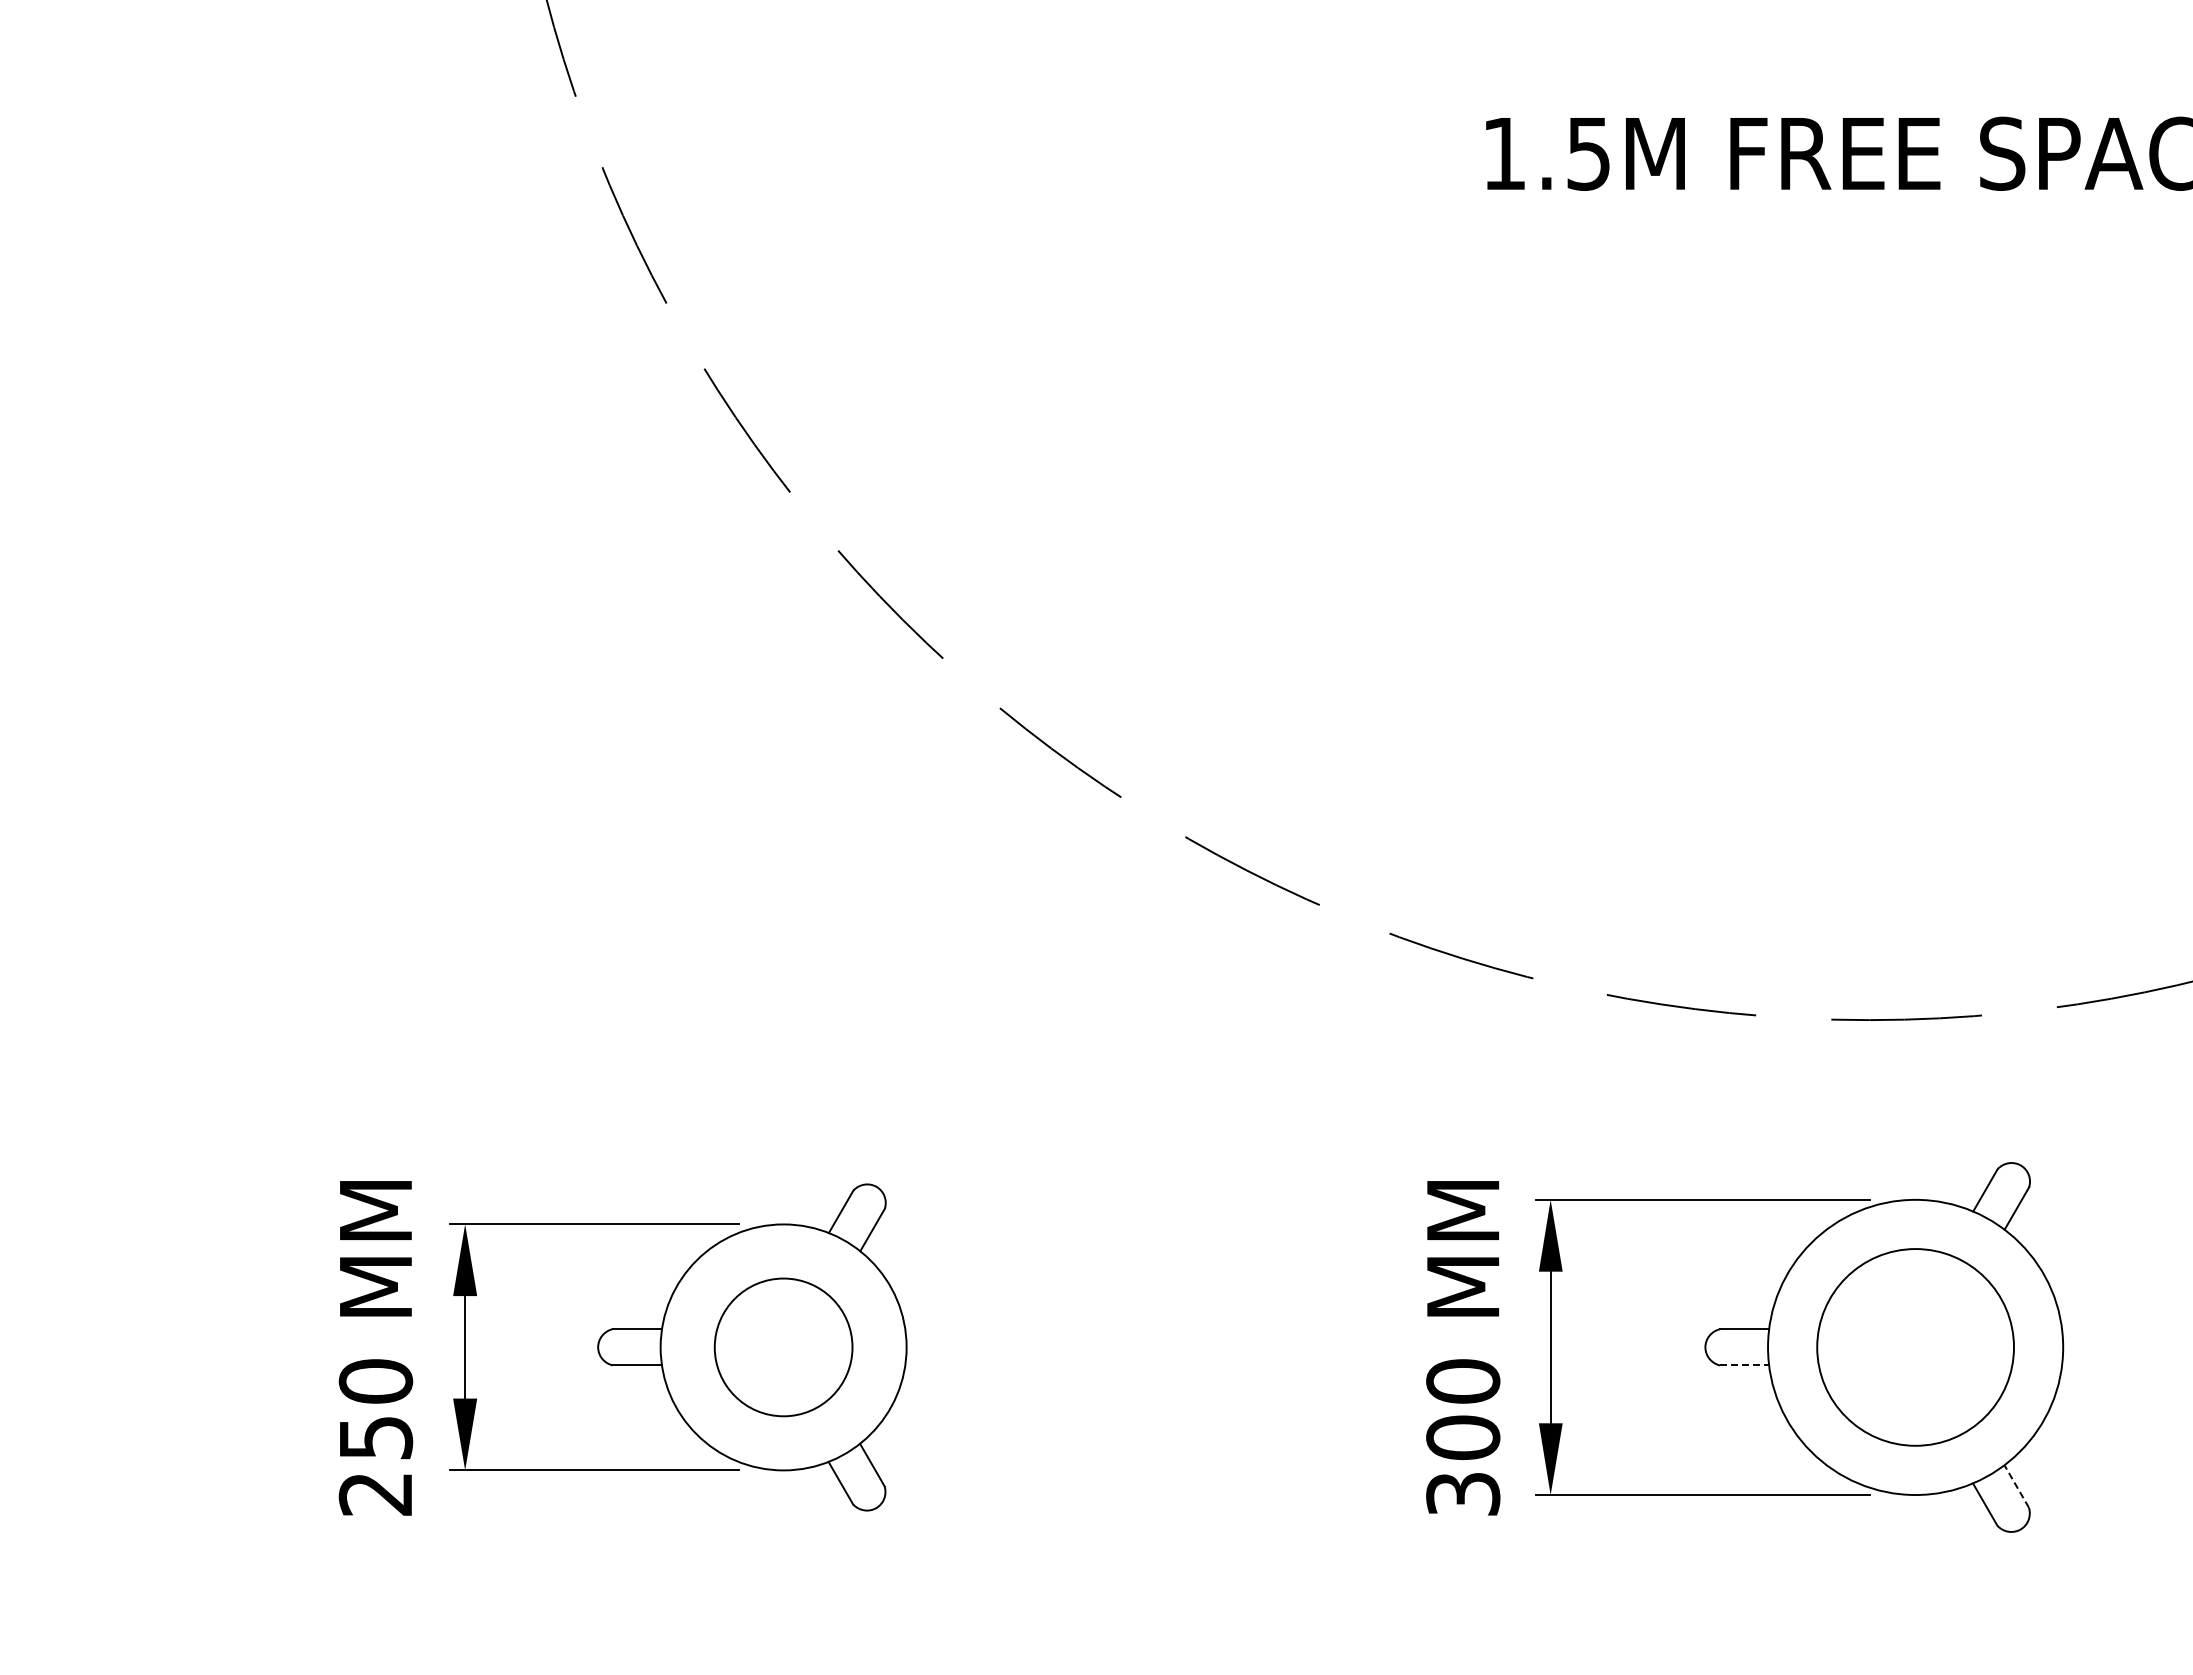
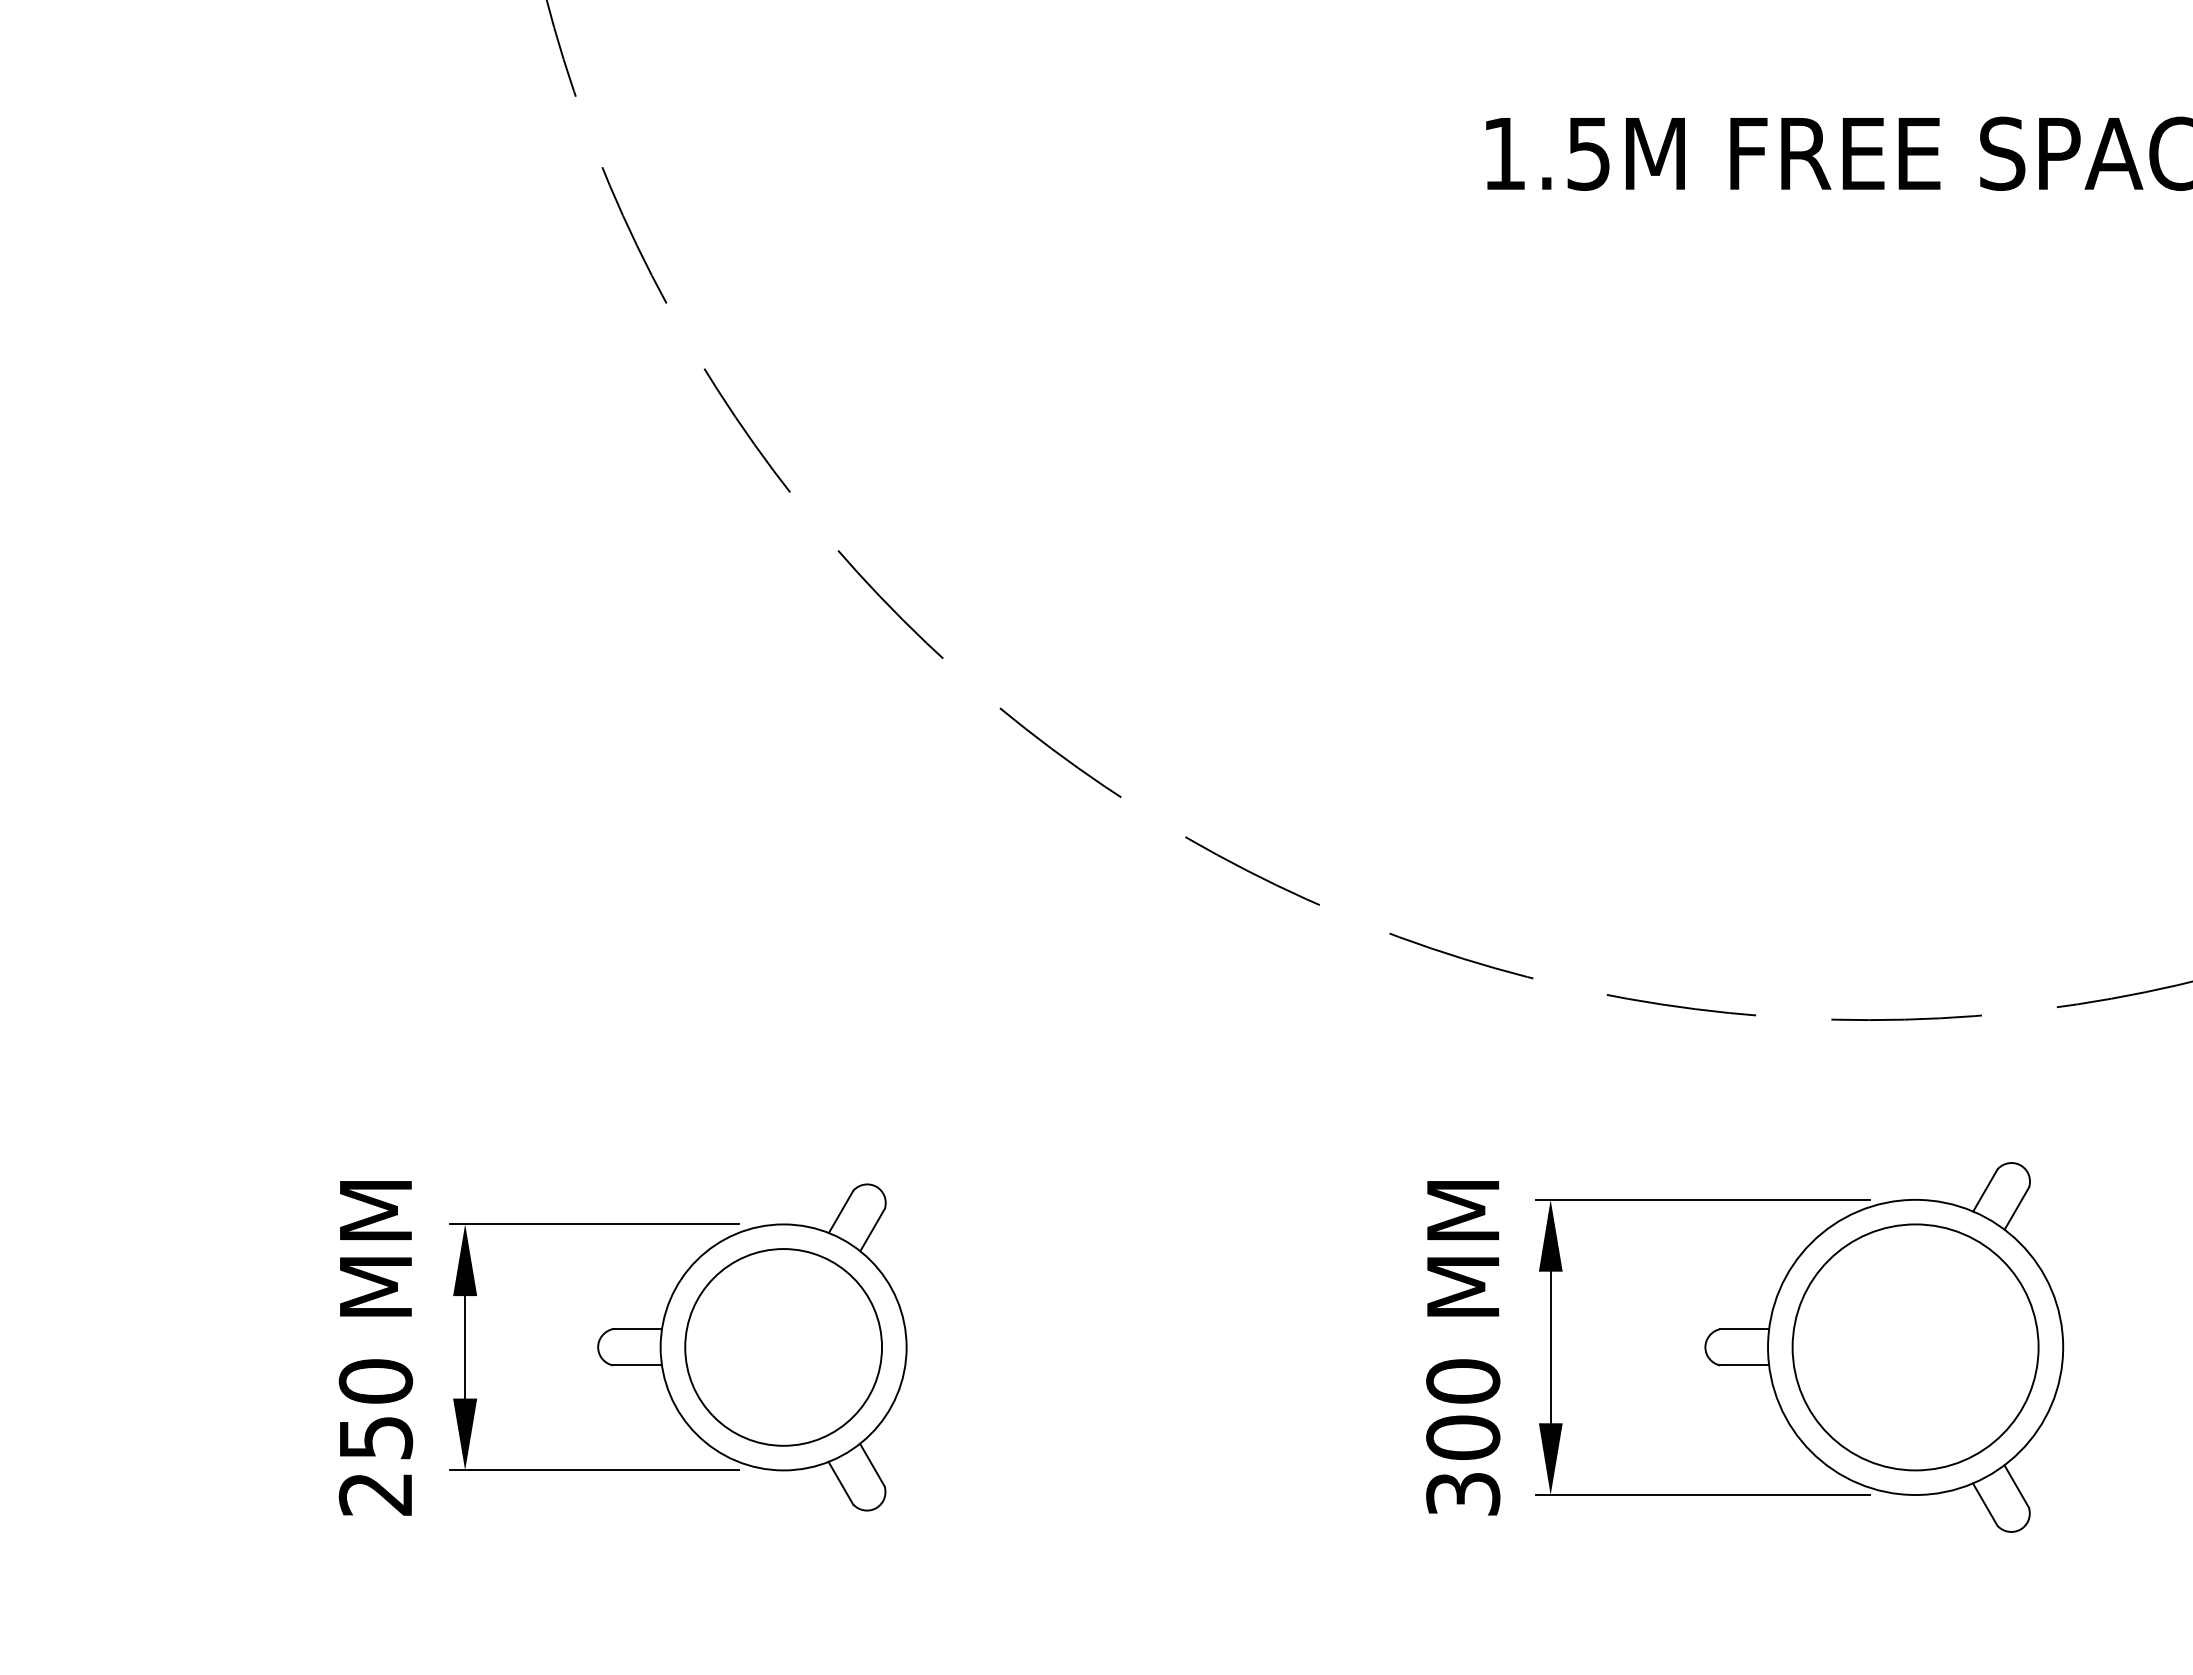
circle diameter: 138 px -> 197 px (783, 1347)
circle diameter: 197 px -> 246 px (1915, 1347)
line: dashed -> solid (1745, 1365)
line: dashed -> solid (2016, 1486)
